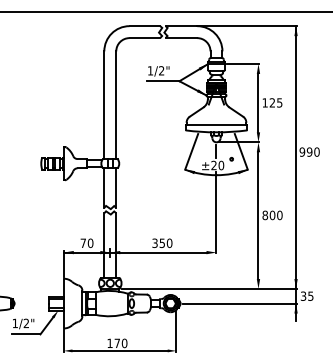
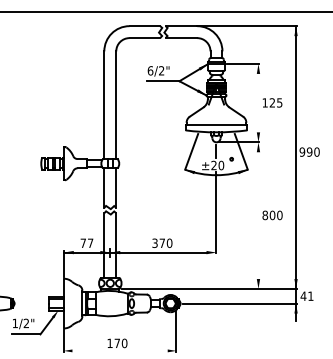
text: 1/2" -> 6/2" (150, 70)
line: present -> none (258, 102)
line: present -> none (258, 215)
text: 70 -> 77 (90, 242)
text: 350 -> 370 (161, 243)
text: 35 -> 41 (306, 295)
line: present -> none (119, 350)
